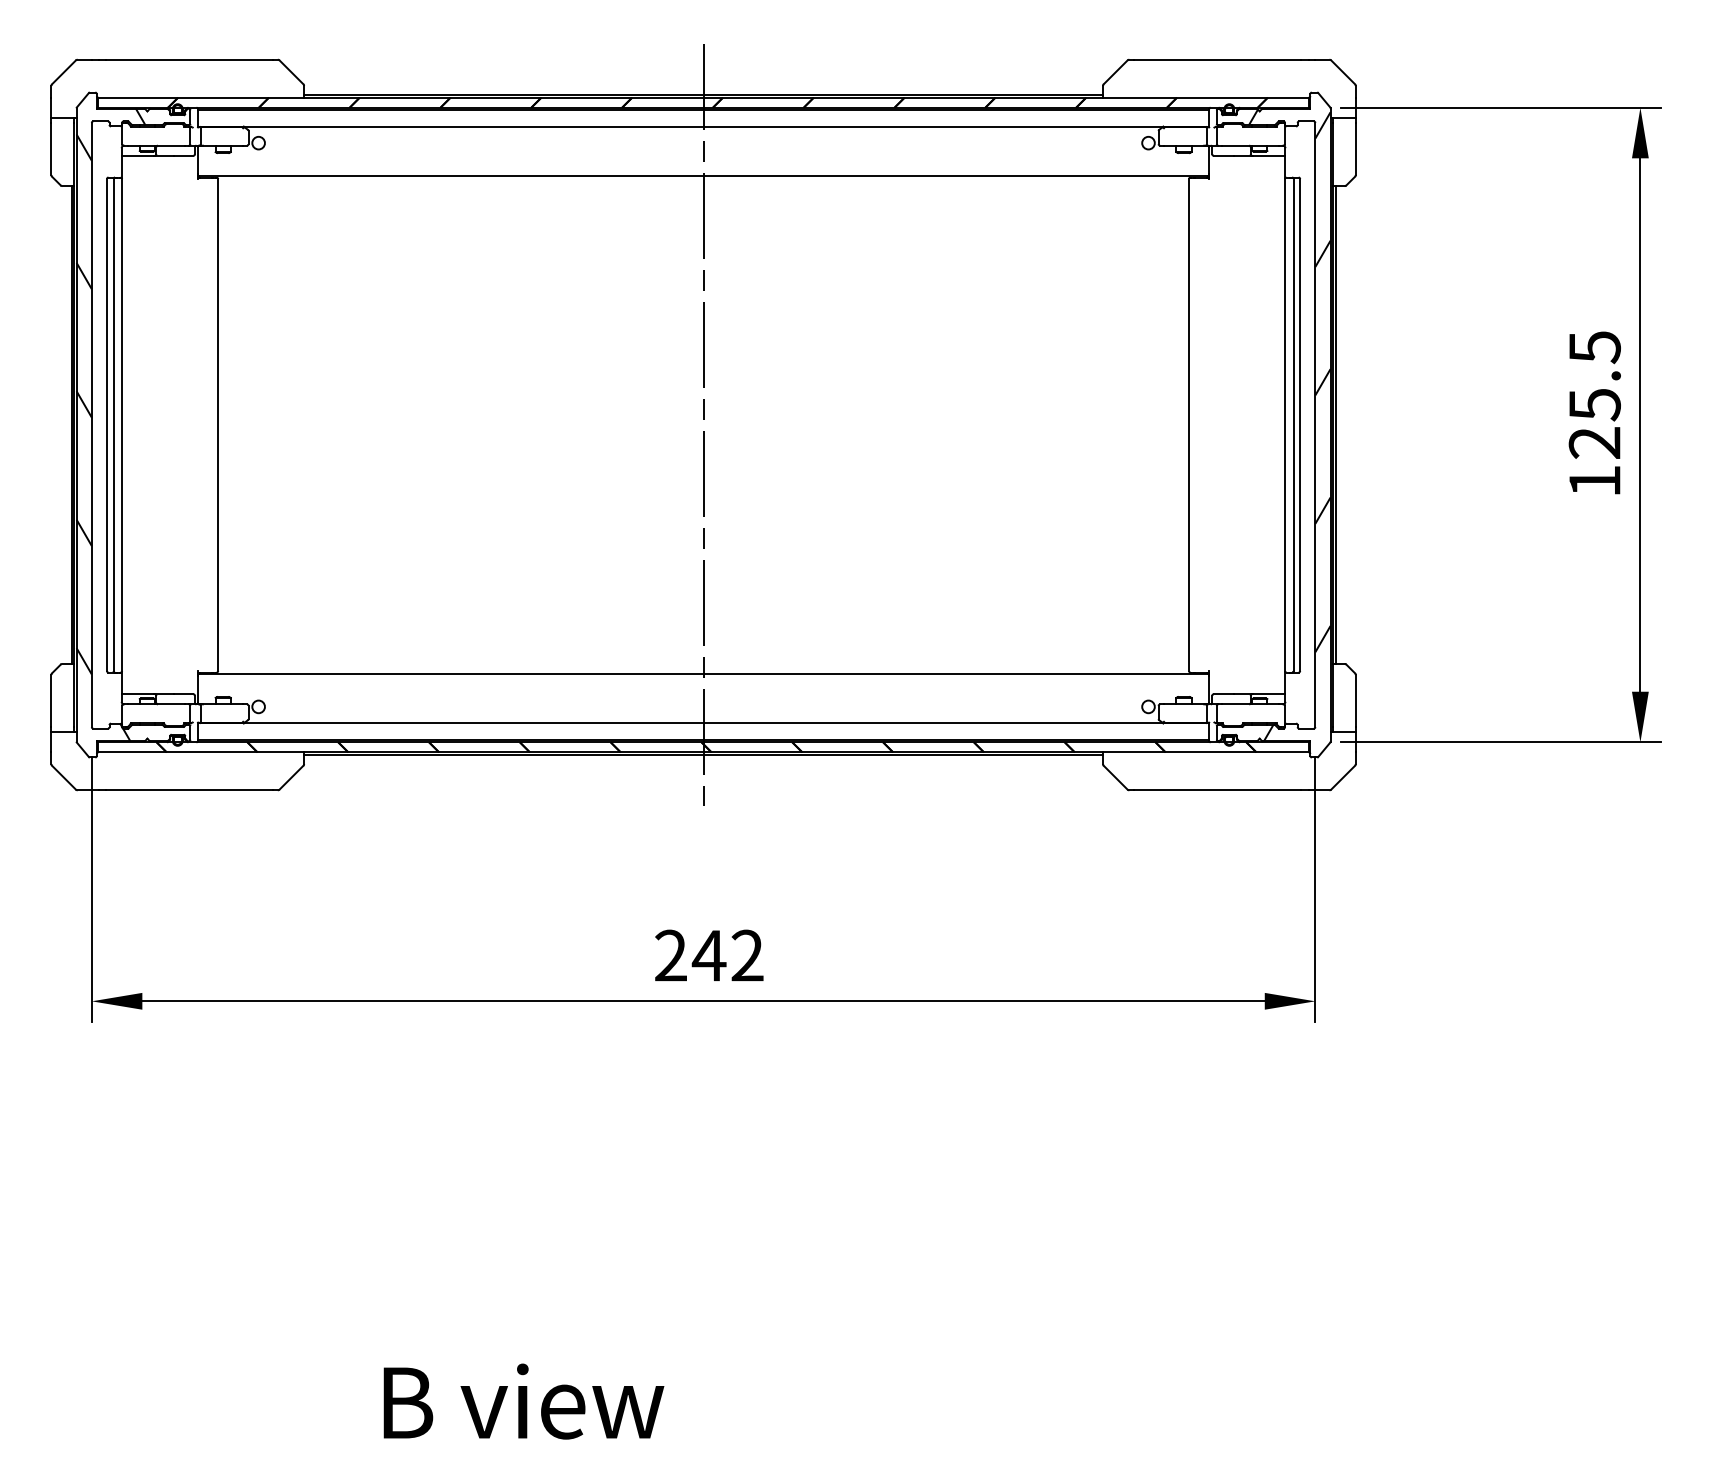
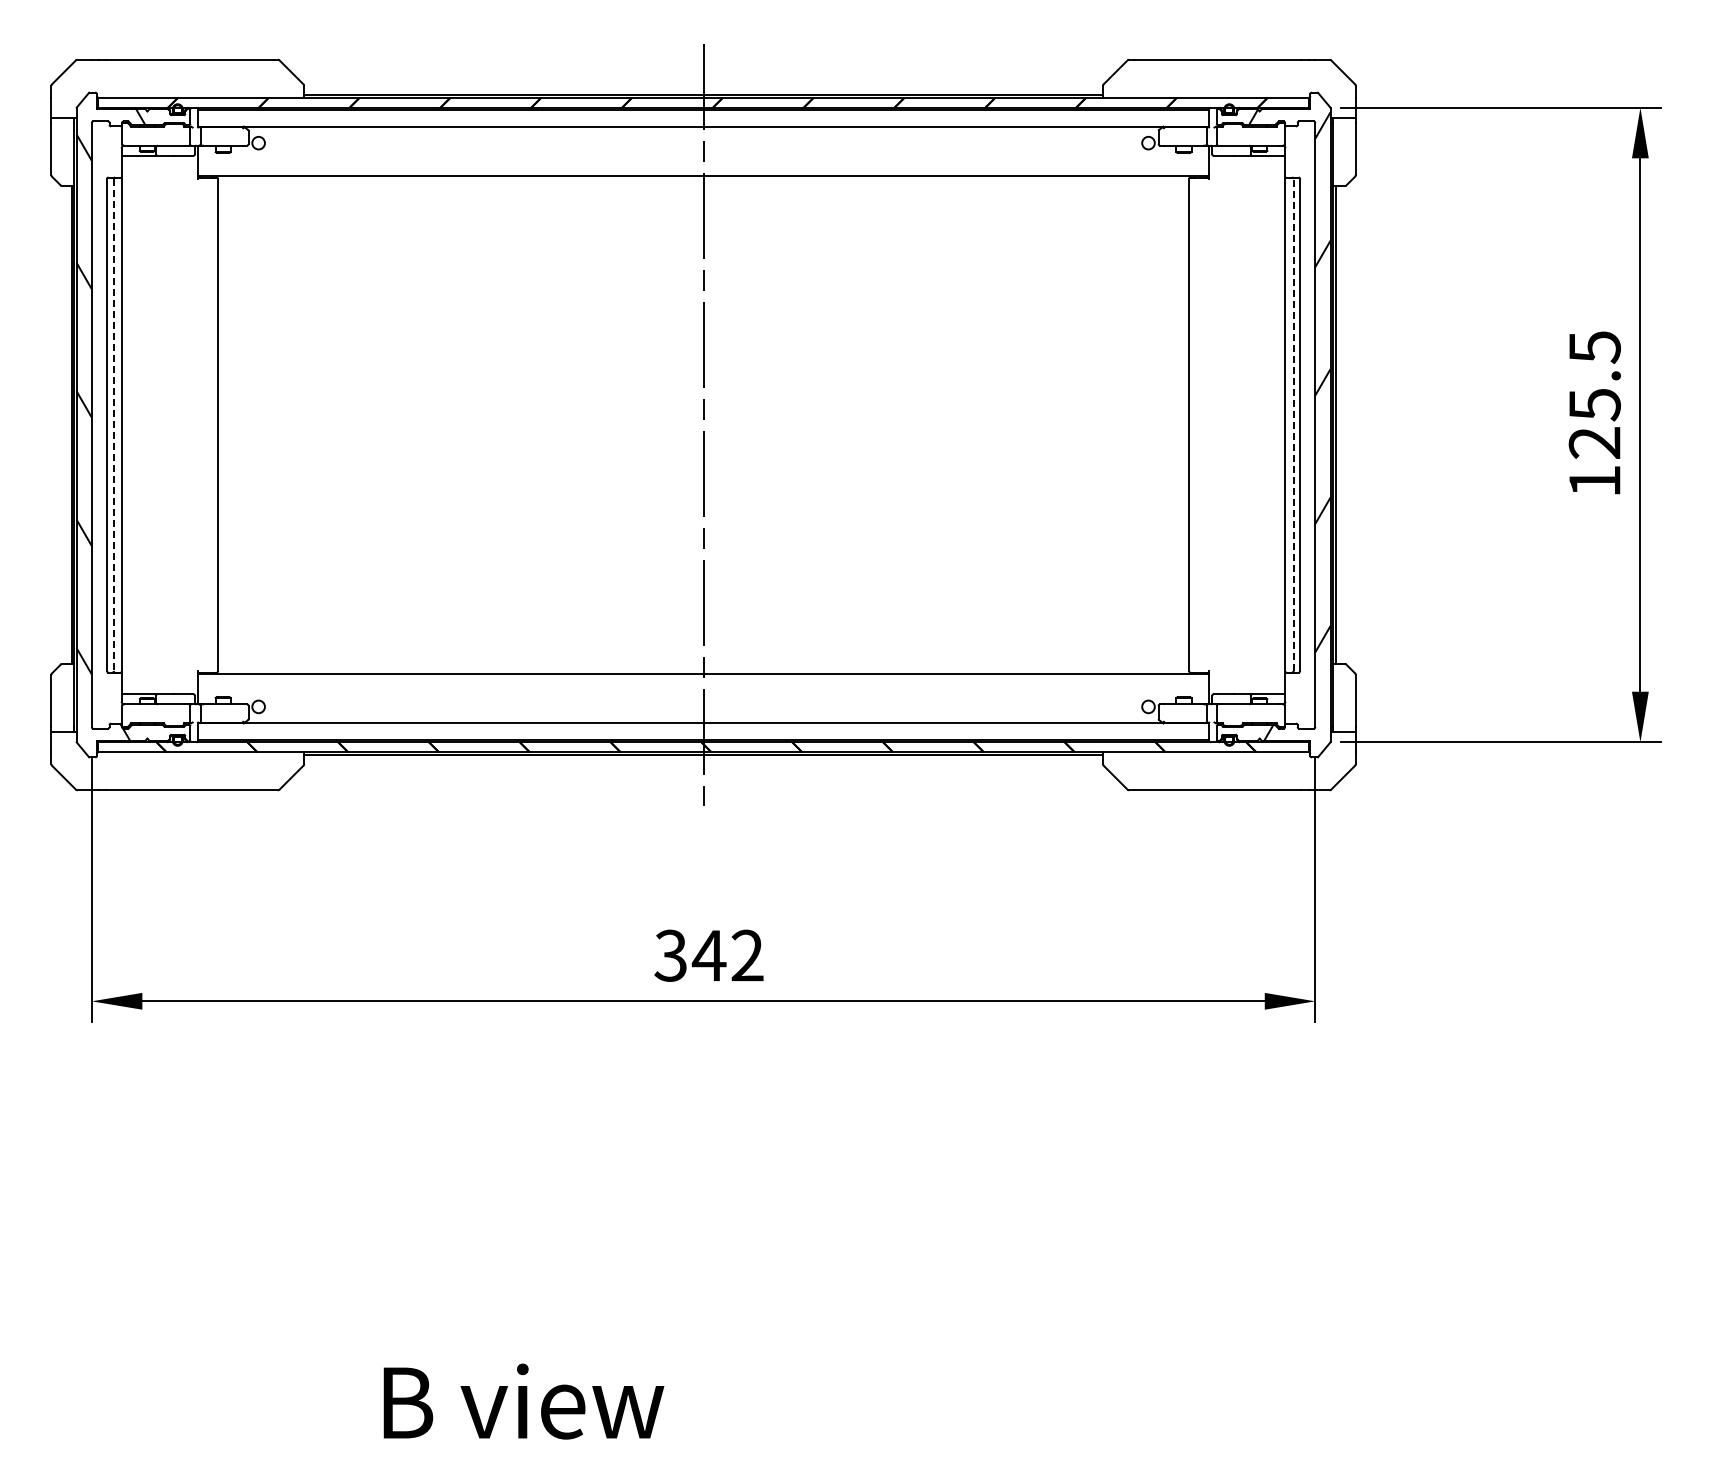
line: solid -> dashed (113, 425)
line: solid -> dashed (1293, 425)
text: 242 -> 342 (670, 955)
